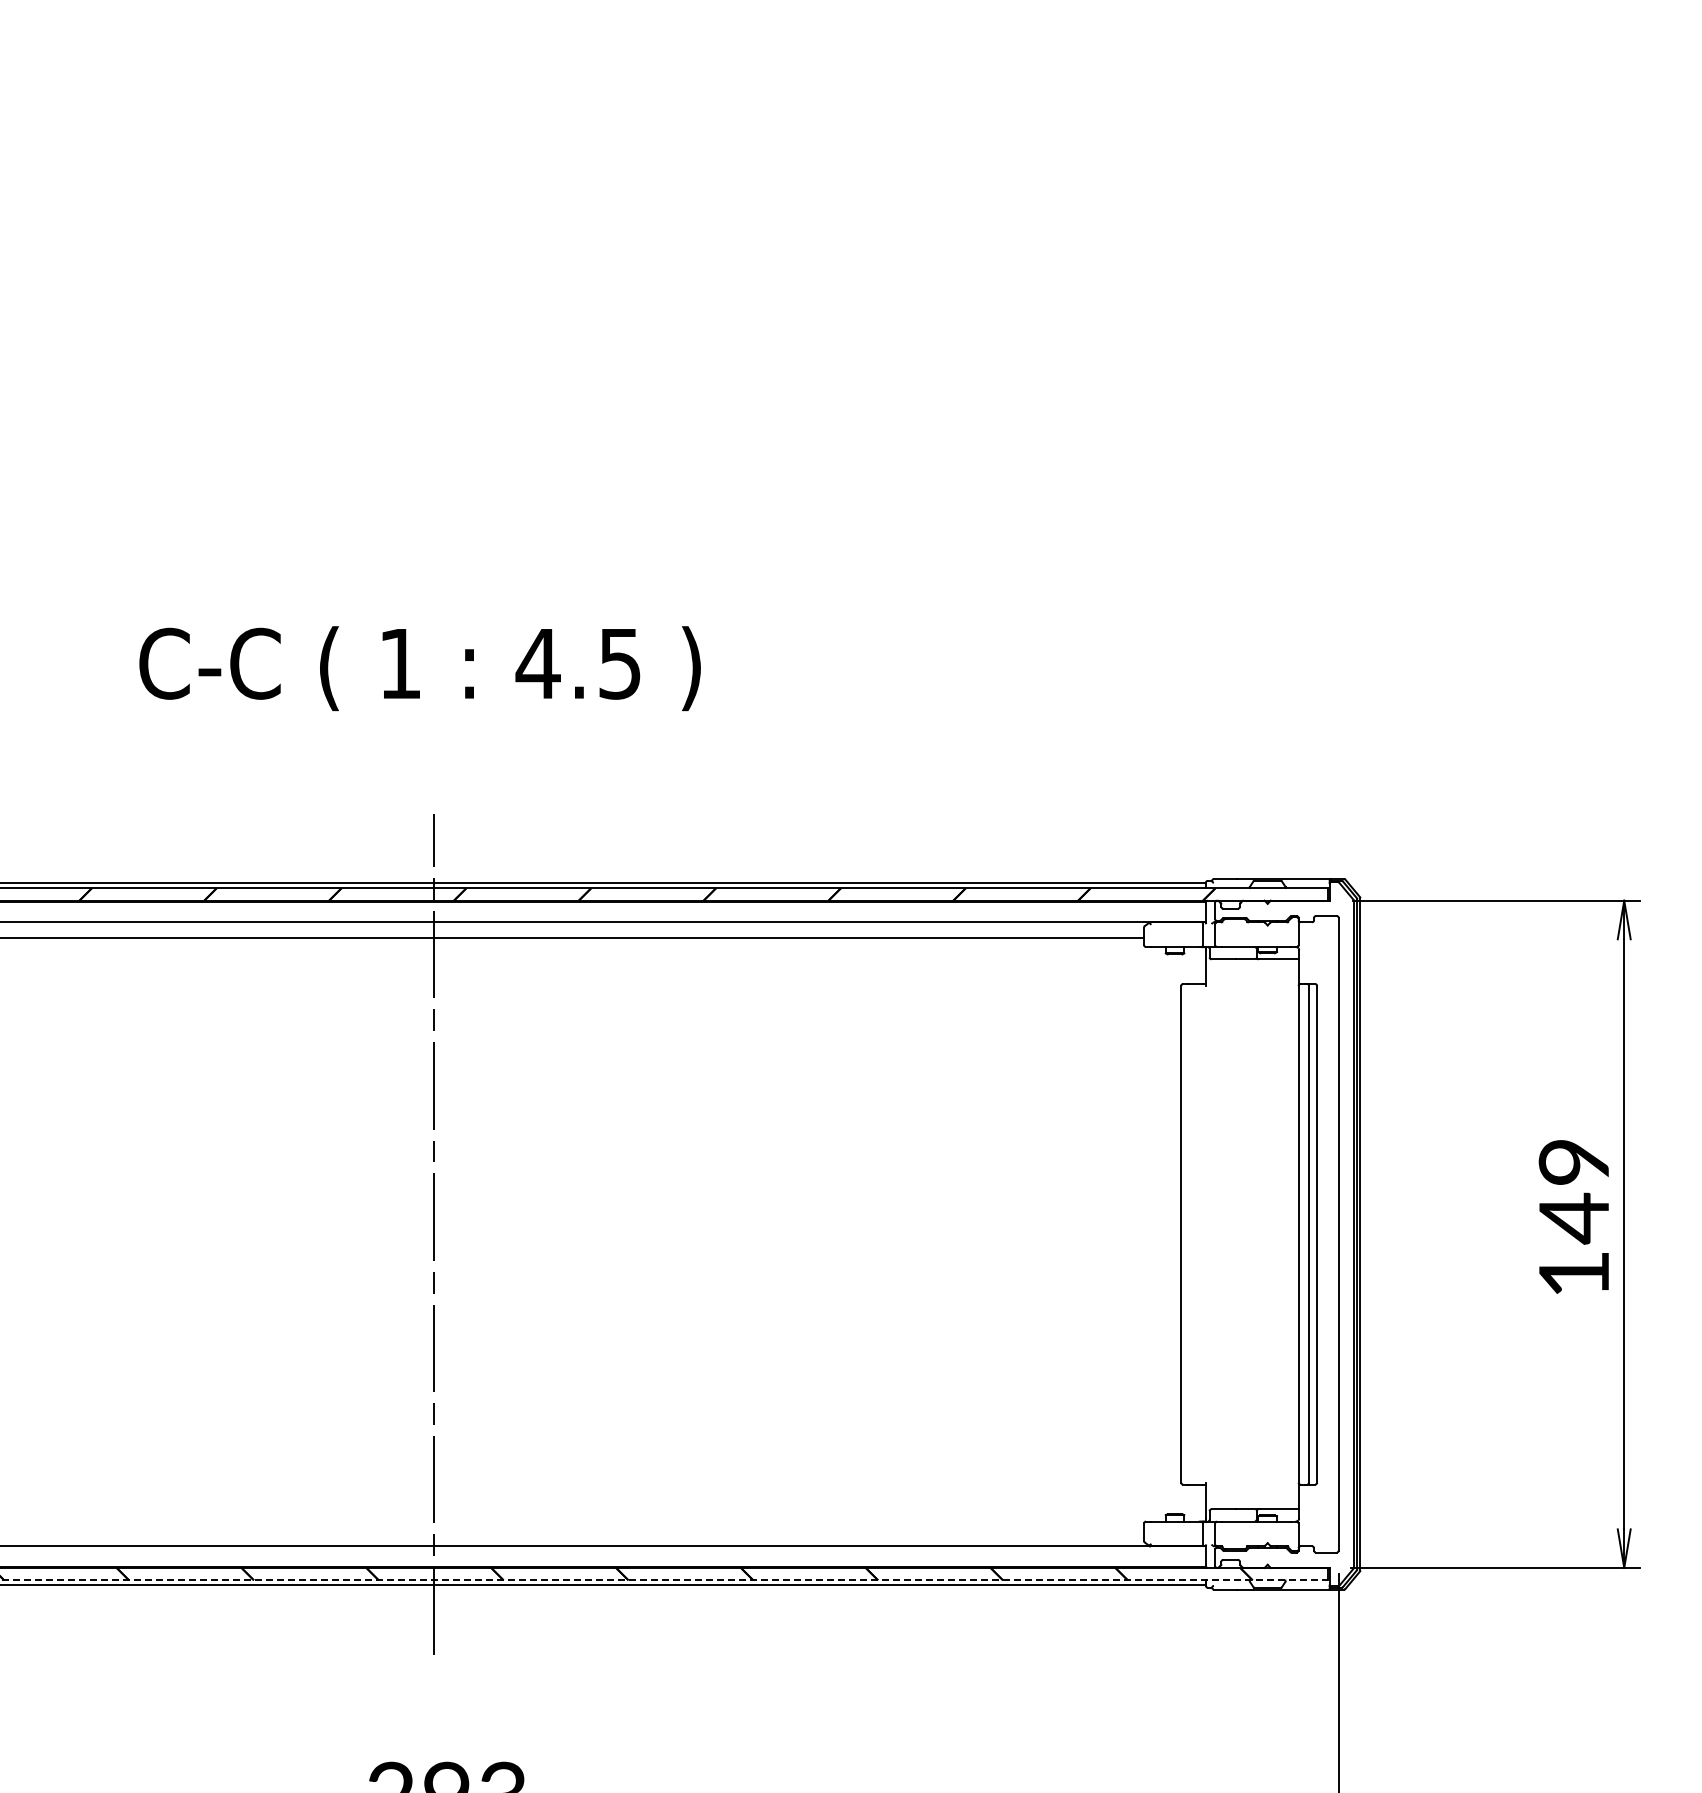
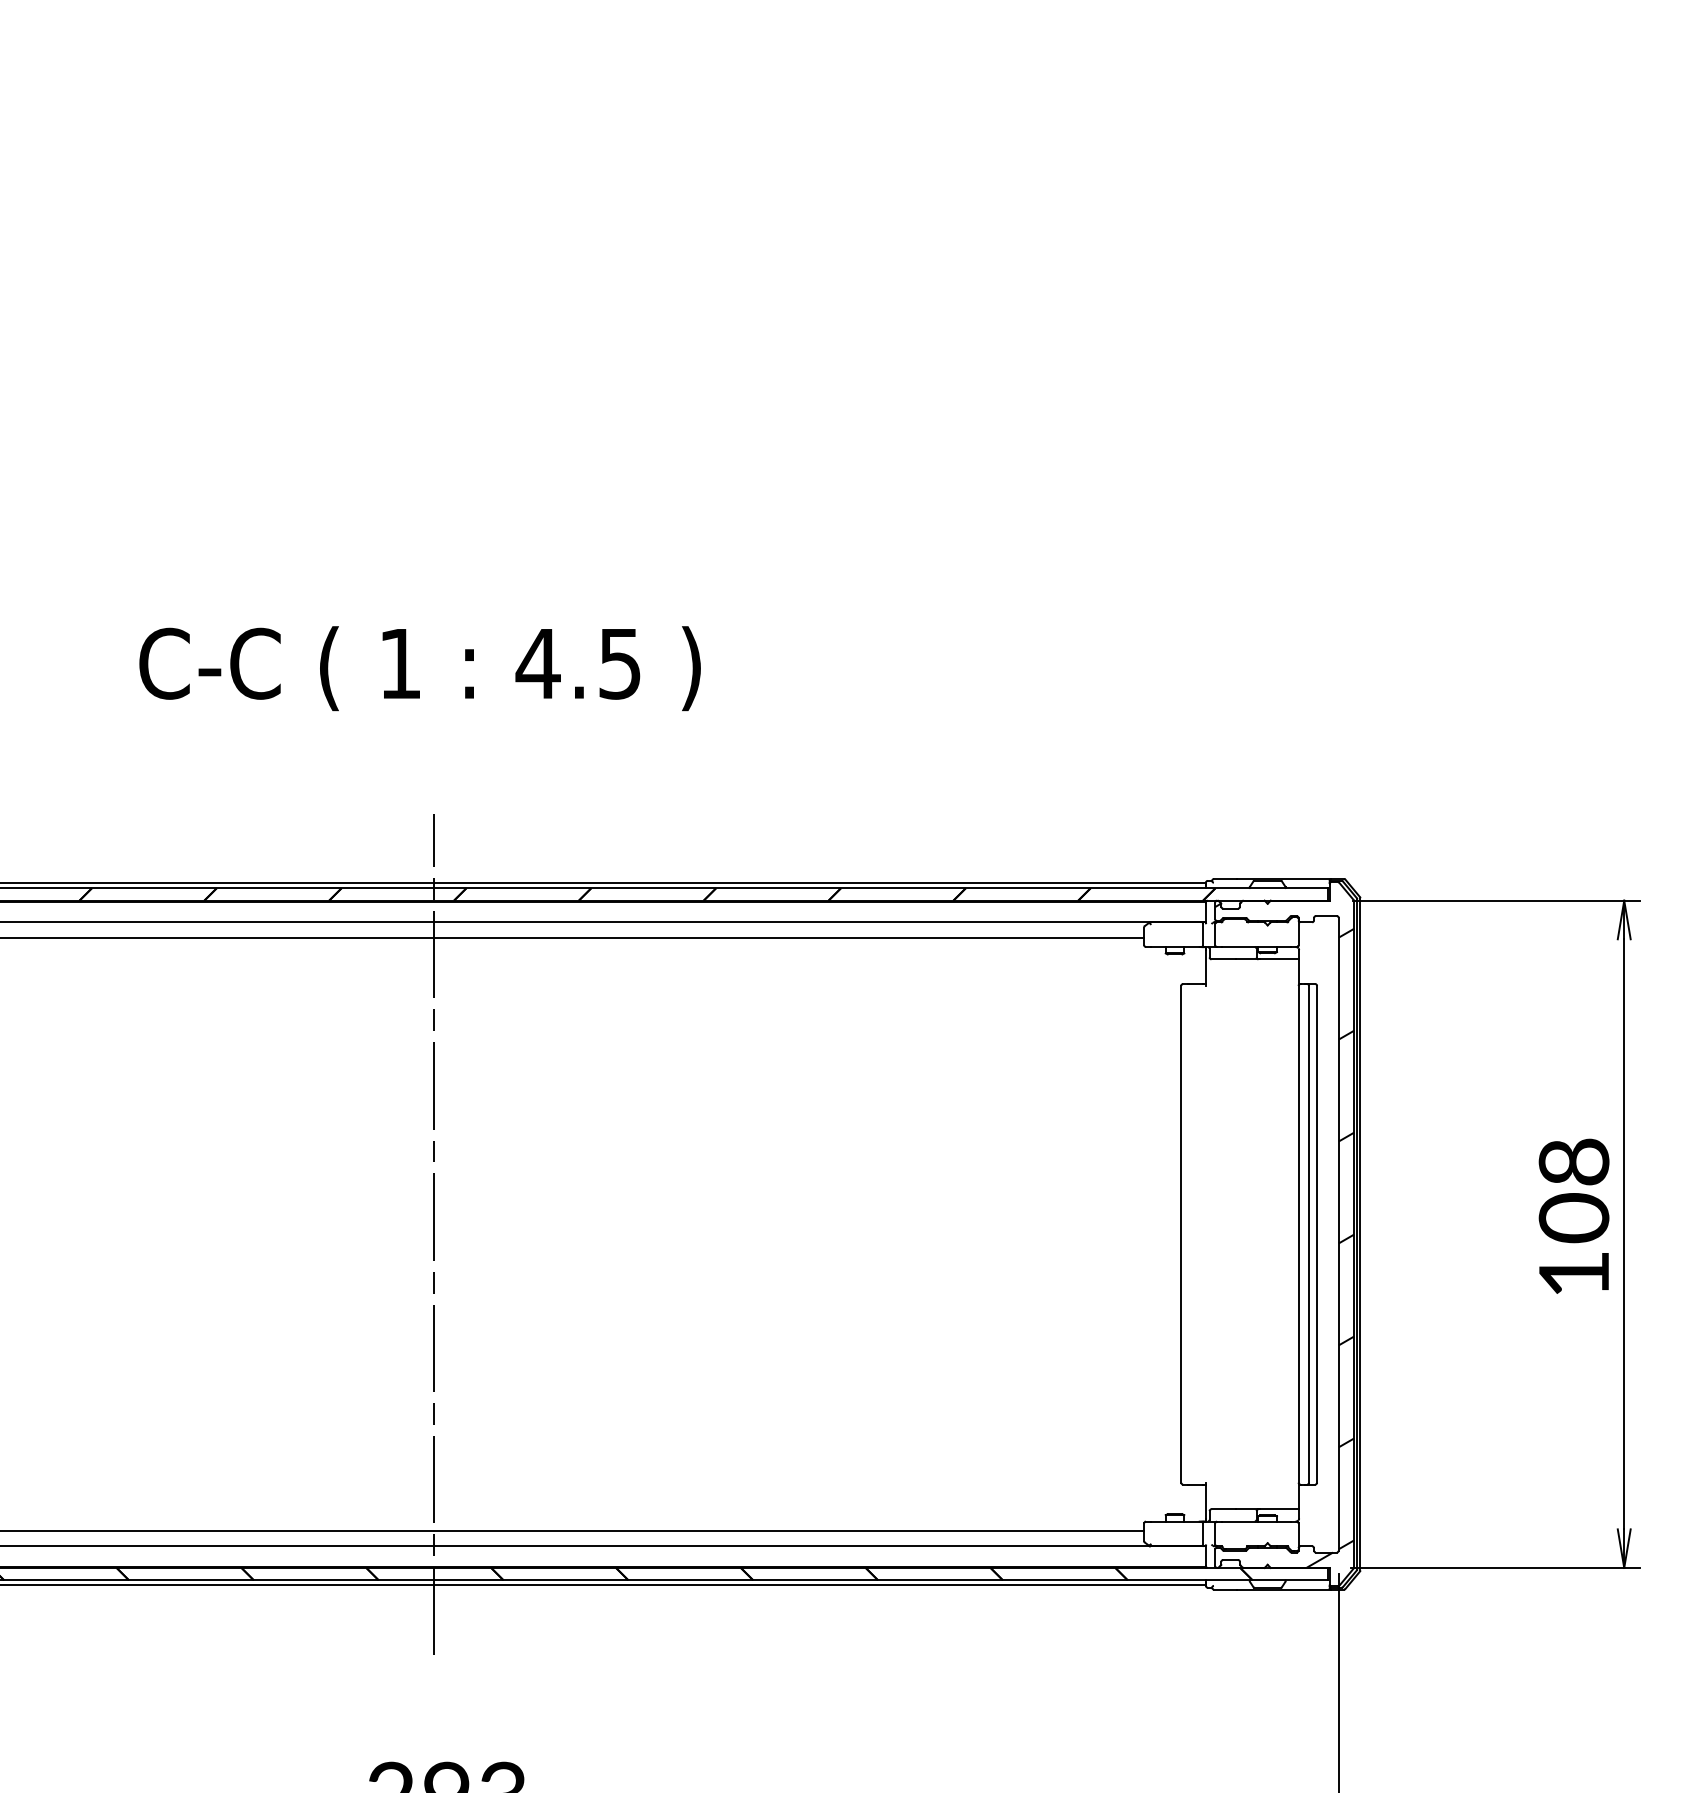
text: 149 -> 108 (1573, 1191)
hatch: none -> present (1284, 1235)
line: none -> present (573, 1530)
line: dashed -> solid (663, 1580)
